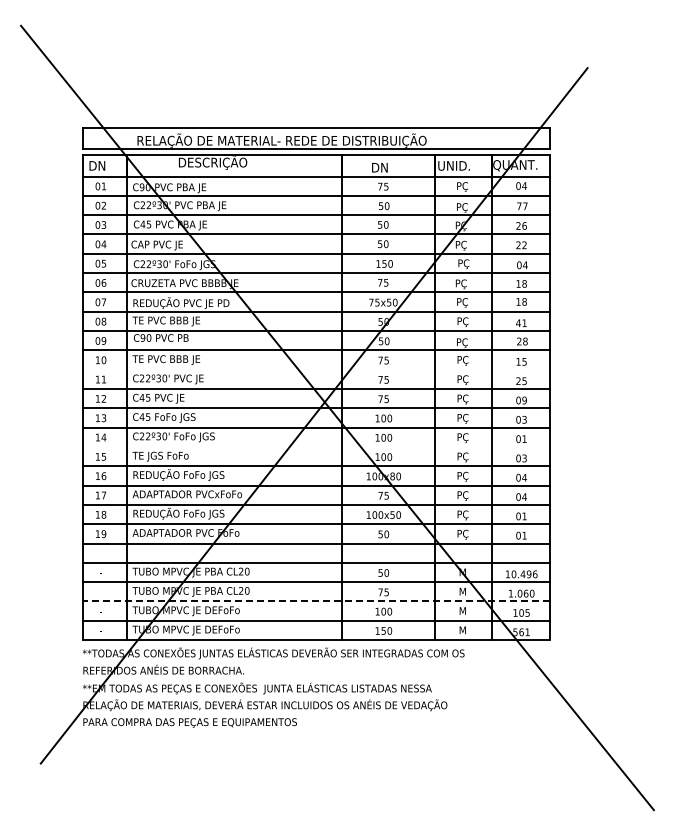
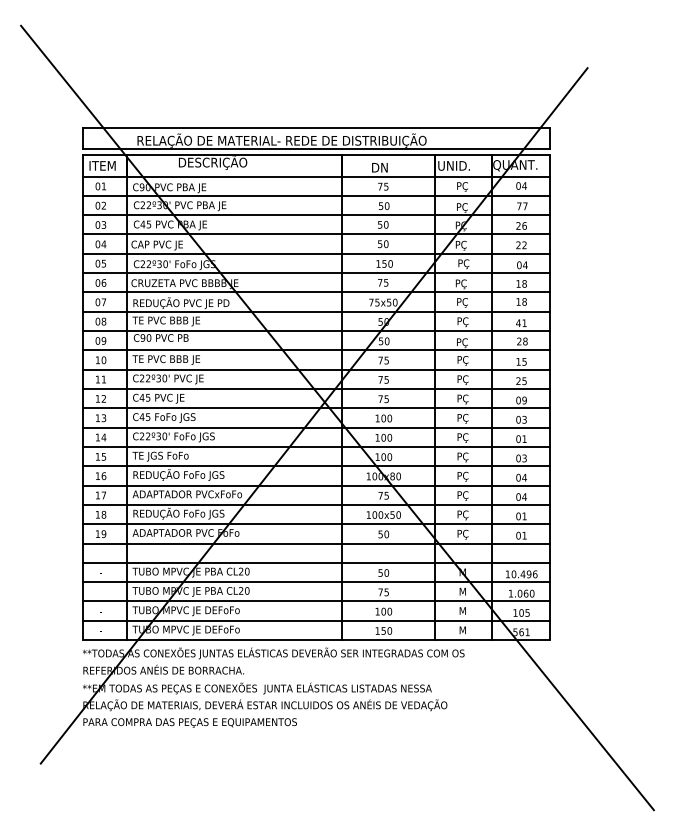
text: DN -> ITEM (102, 165)
line: none -> present (316, 369)
line: none -> present (316, 446)
line: dashed -> solid (316, 601)
